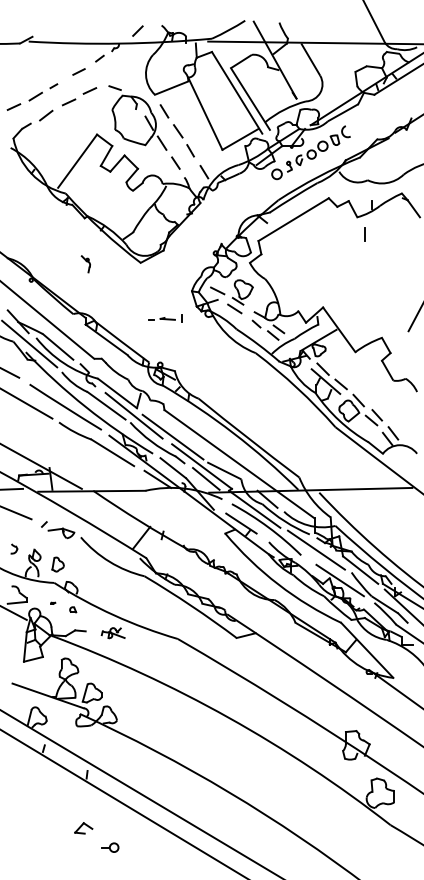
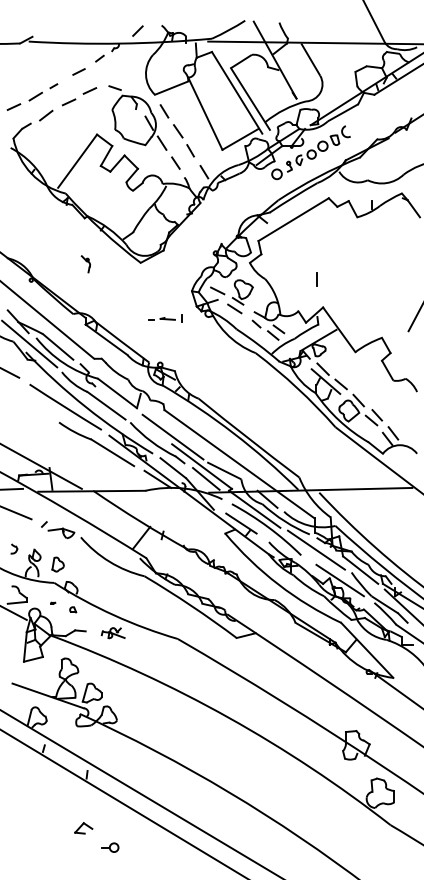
line position: (364, 234) -> (316, 279) (316, 279)
line: present -> none (27, 403)
line: present -> none (133, 415)
